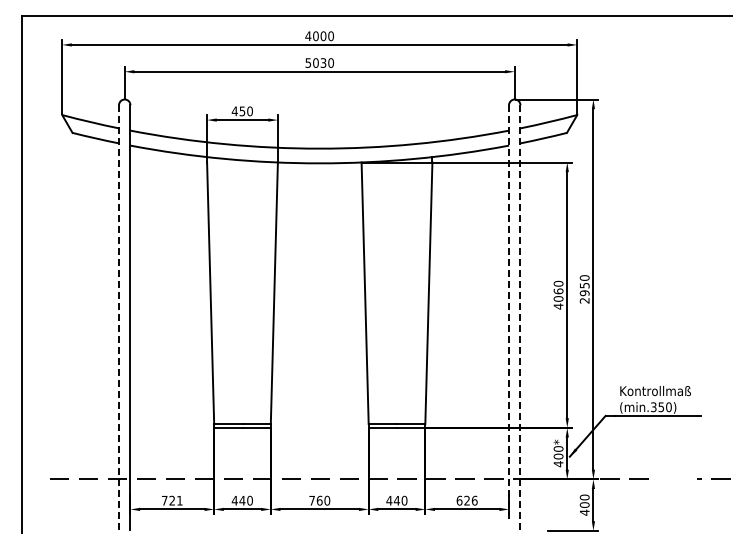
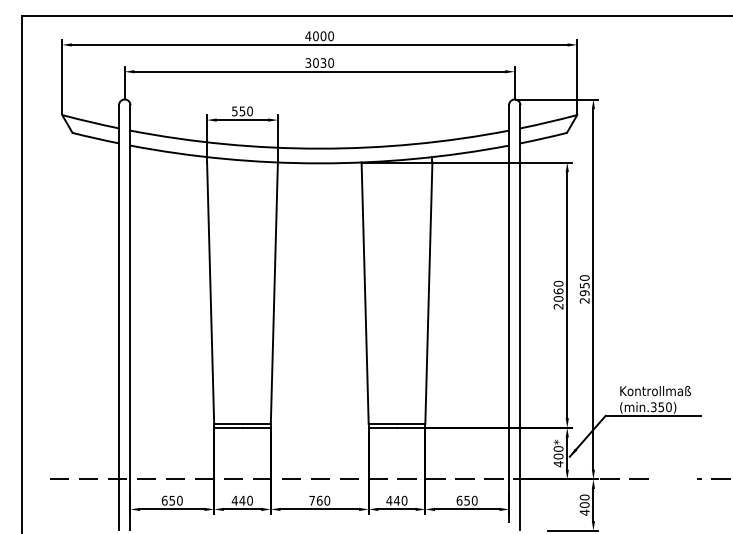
text: 5030 -> 3030 (308, 62)
text: 450 -> 550 (234, 111)
text: 4060 -> 2060 (558, 306)
line: dashed -> solid (509, 313)
line: dashed -> solid (119, 318)
line: dashed -> solid (520, 318)
text: 721 -> 650 (171, 500)
text: 626 -> 650 (470, 500)
